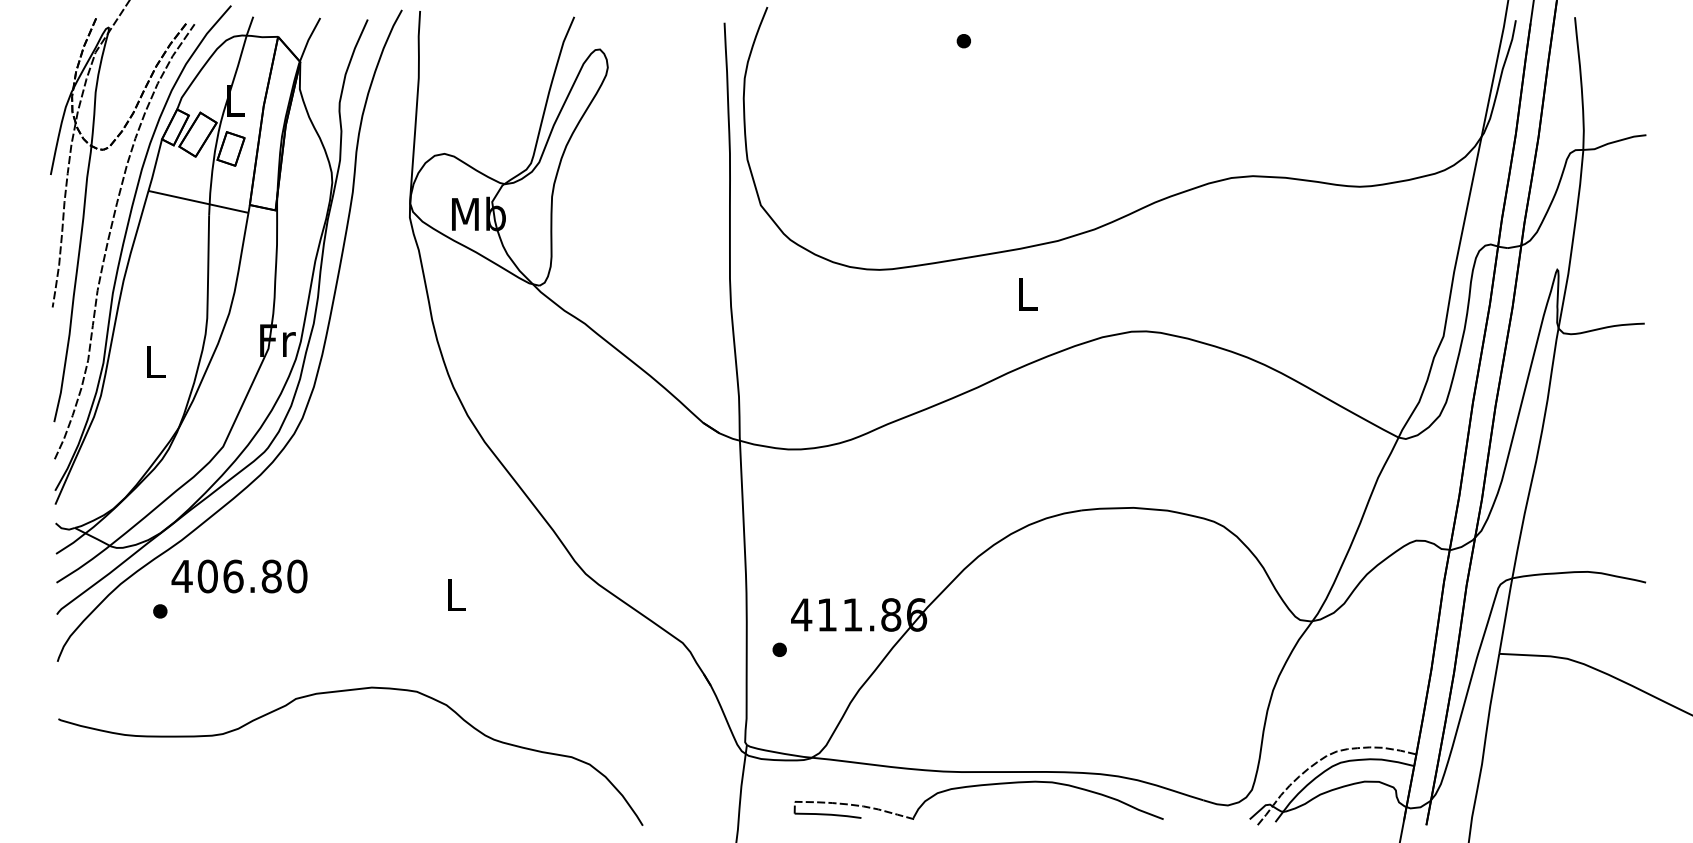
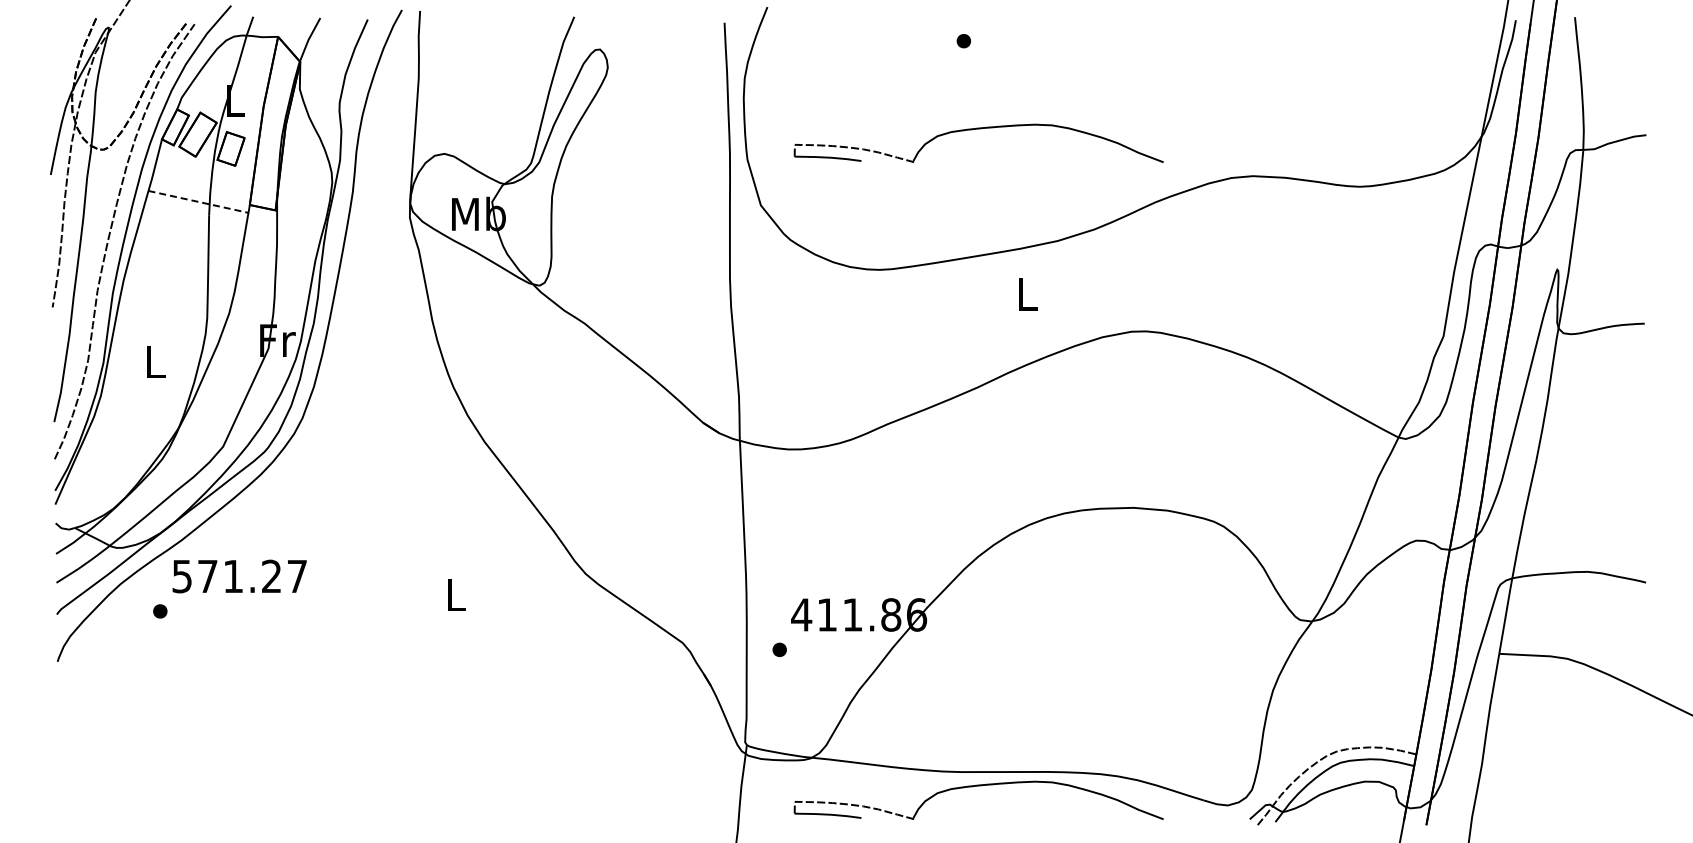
part: none -> present (978, 129)
line: solid -> dashed (198, 202)
text: 406.80 -> 571.27 (239, 576)
curve: present -> none (339, 692)
